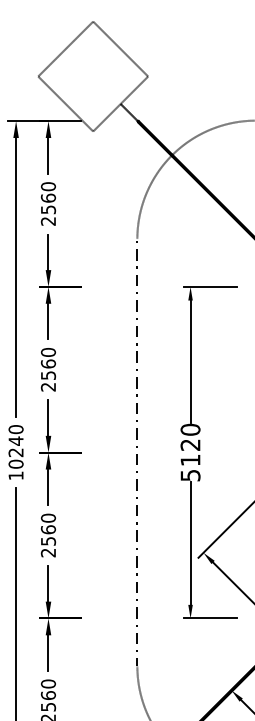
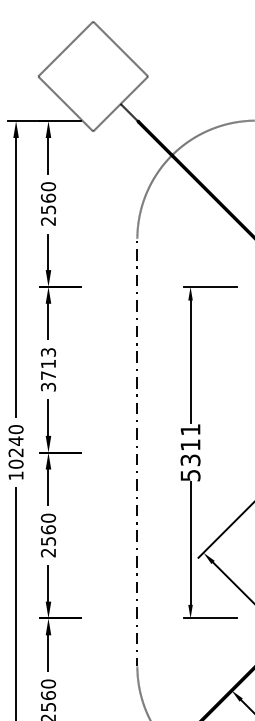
text: 2560 -> 3713 (48, 369)
text: 5120 -> 5311 (190, 444)
